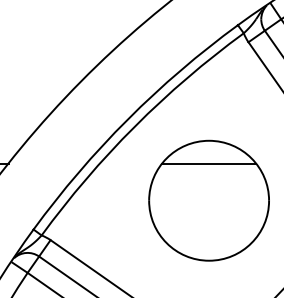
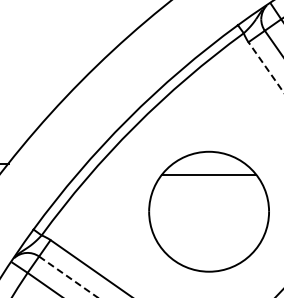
line: solid -> dashed (265, 66)
part position: (208, 200) -> (208, 211) (208, 211)
line: solid -> dashed (68, 277)
